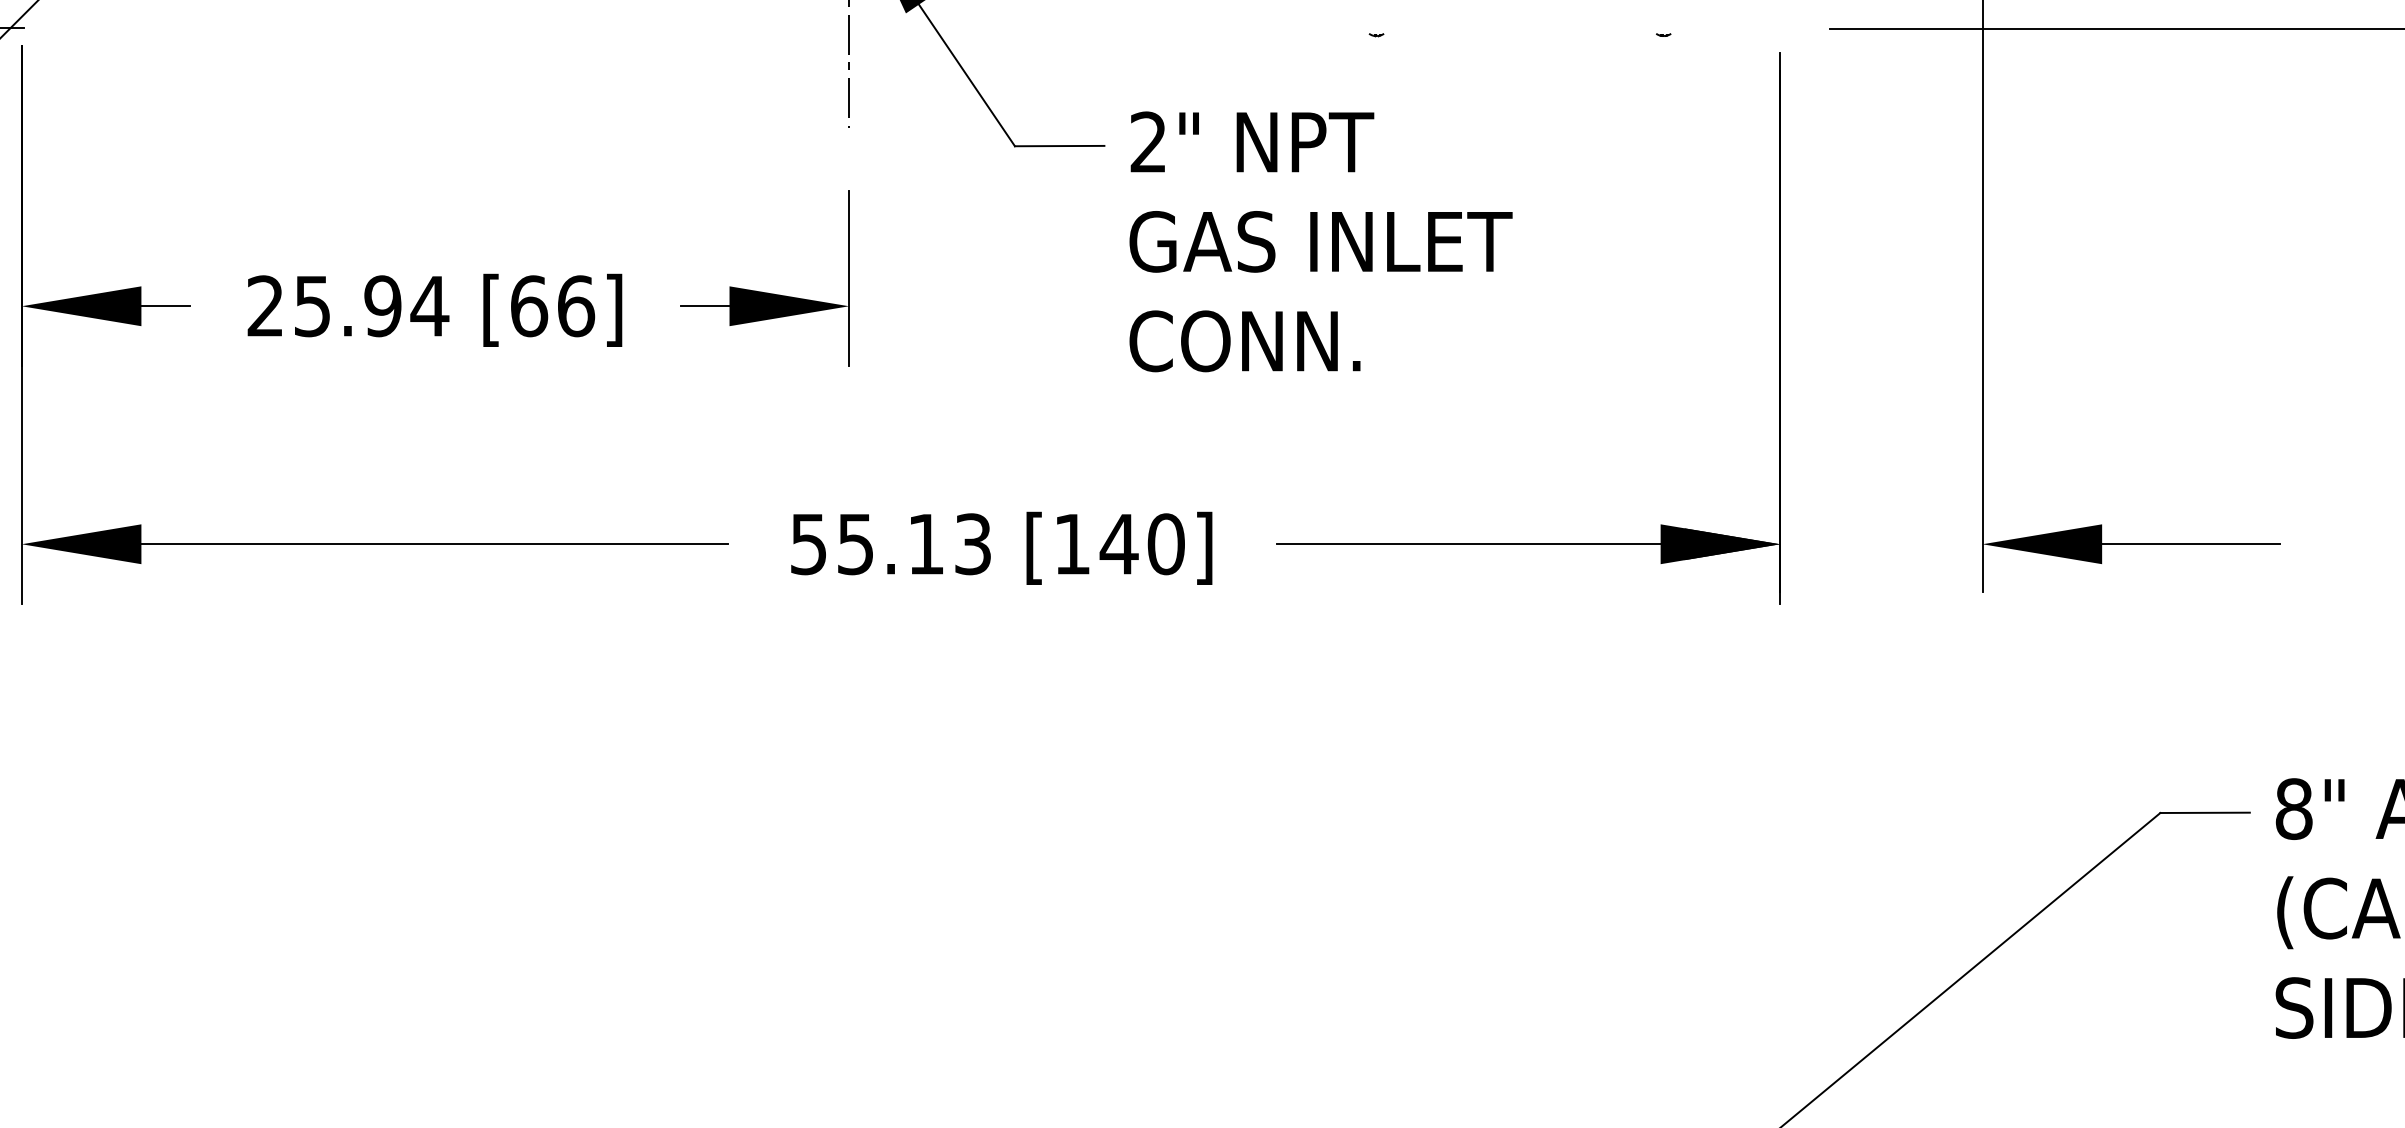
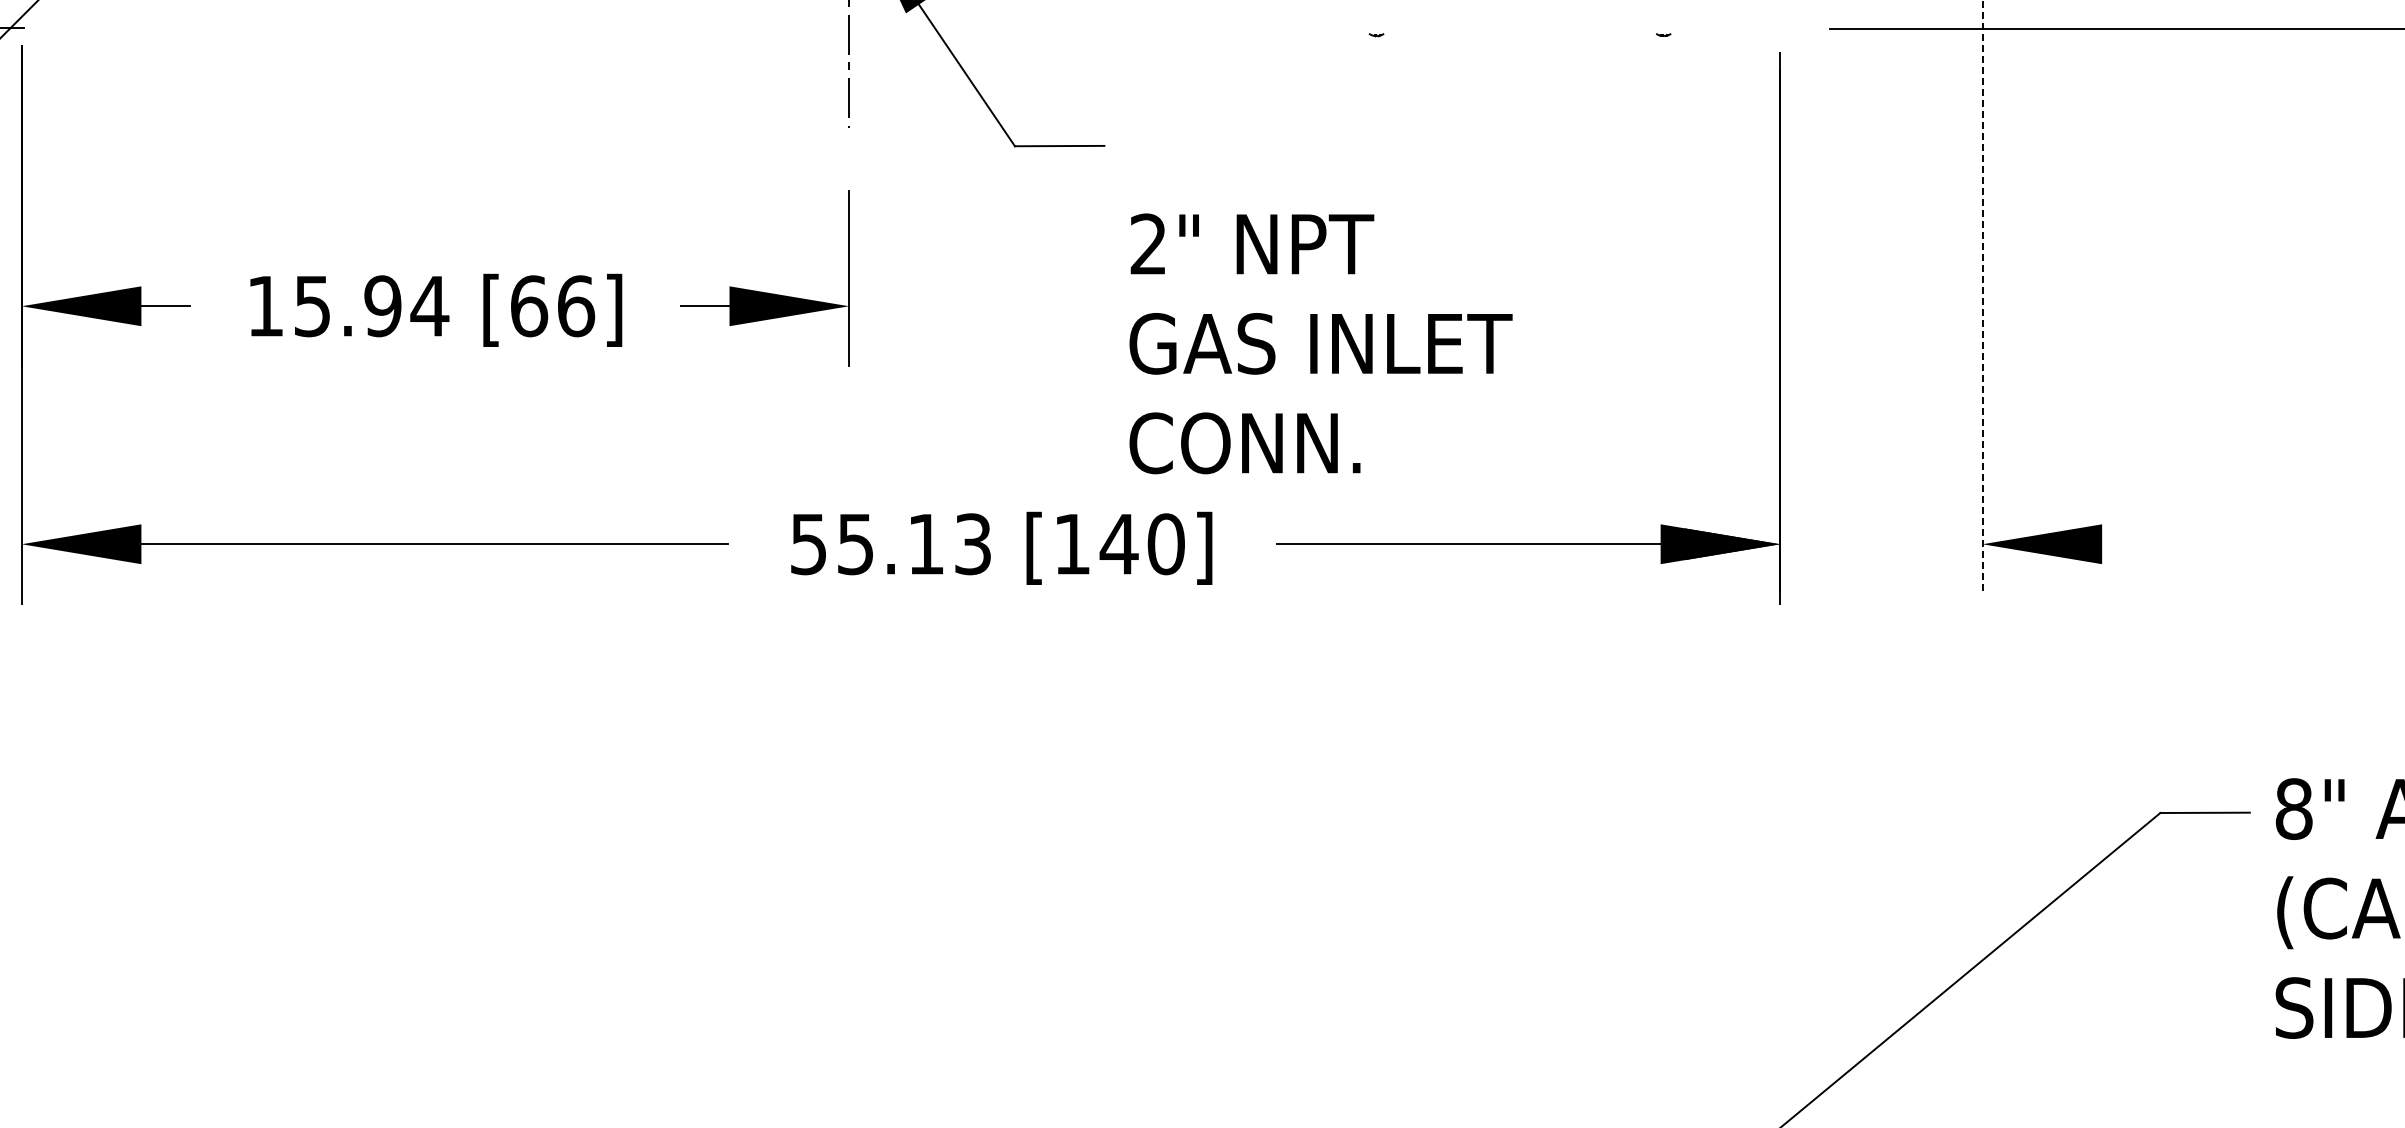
text position: (1320, 241) -> (1320, 343) (1320, 343)
line: solid -> dashed (1982, 296)
text: 25.94 -> 15.94 (264, 305)
line: present -> none (2190, 544)
